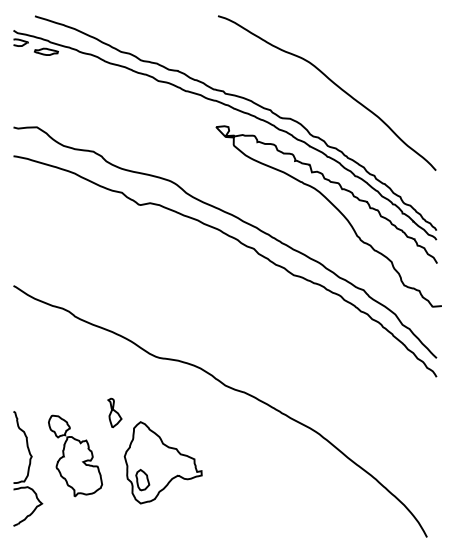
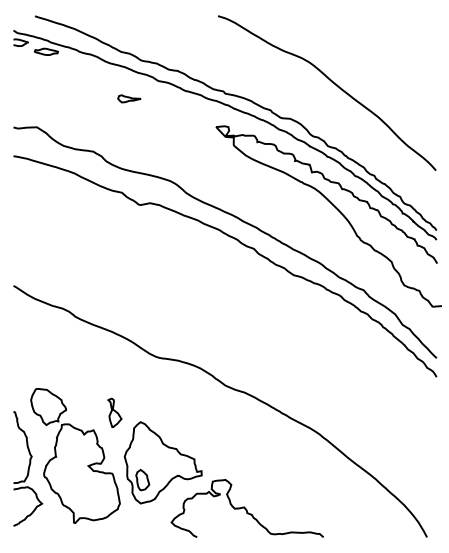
part: none -> present (129, 98)
part size: 56x84 px -> 91x136 px (75, 455)
curve: none -> present (246, 508)
